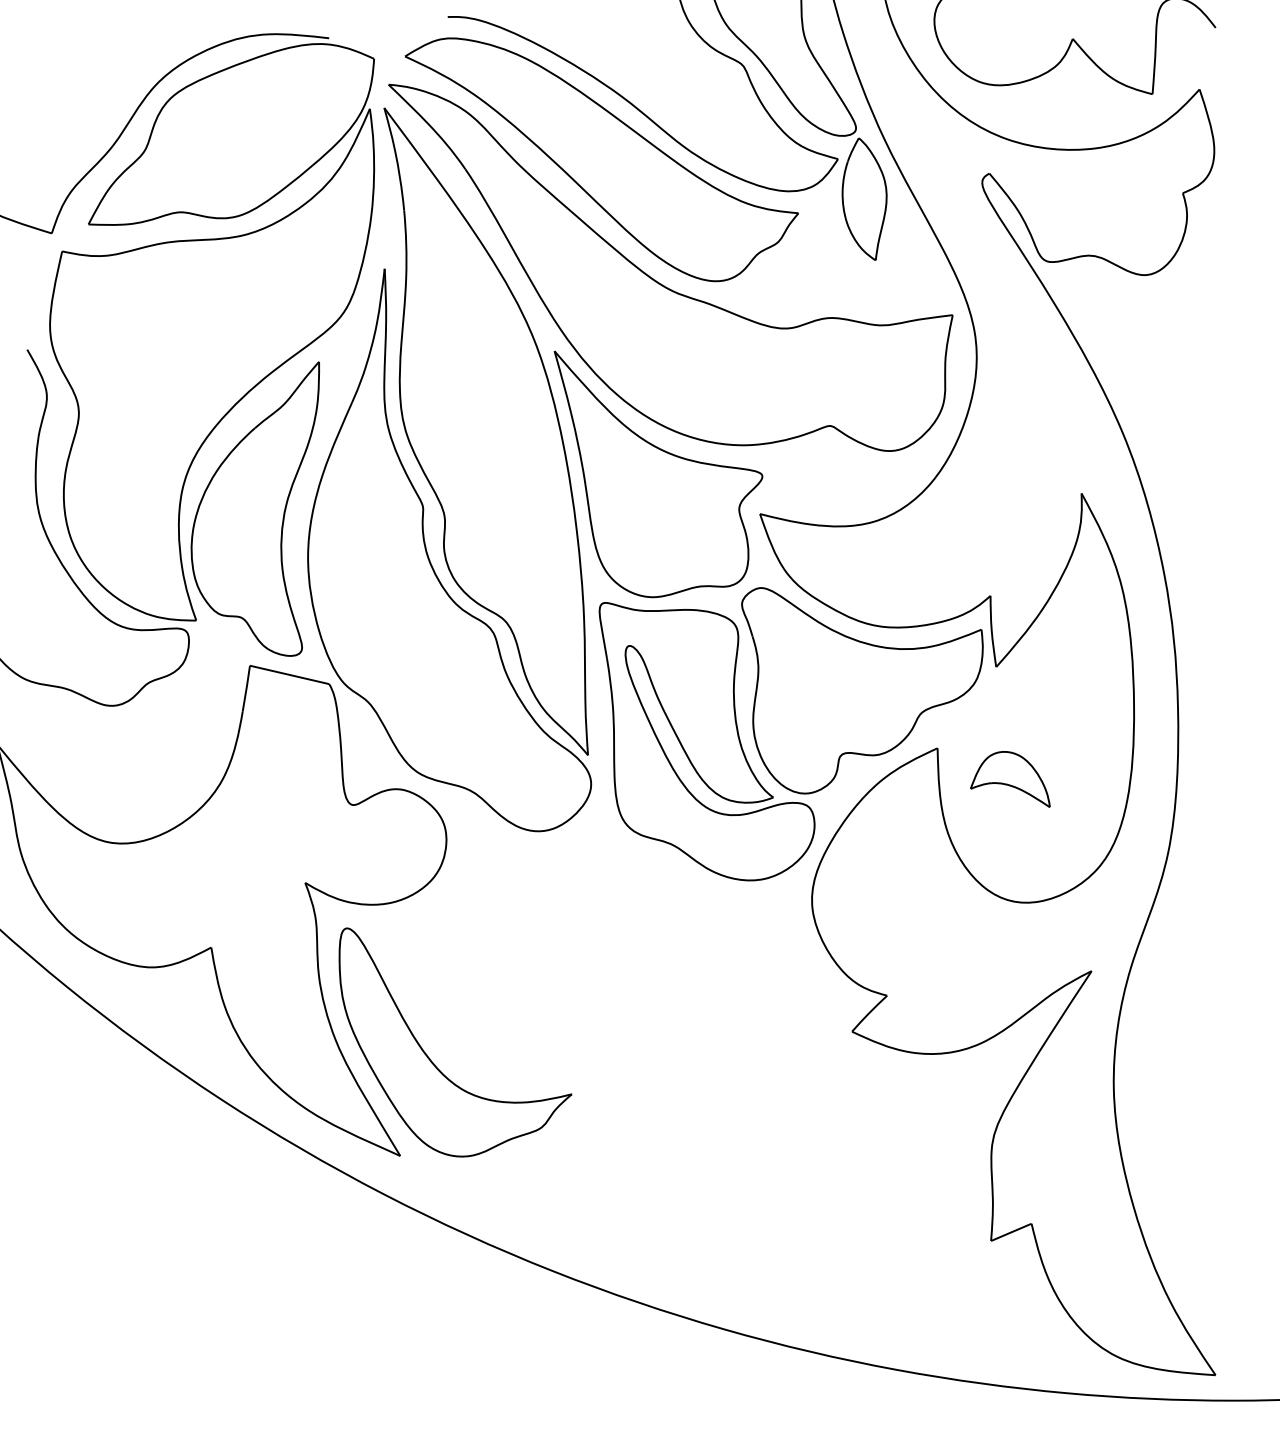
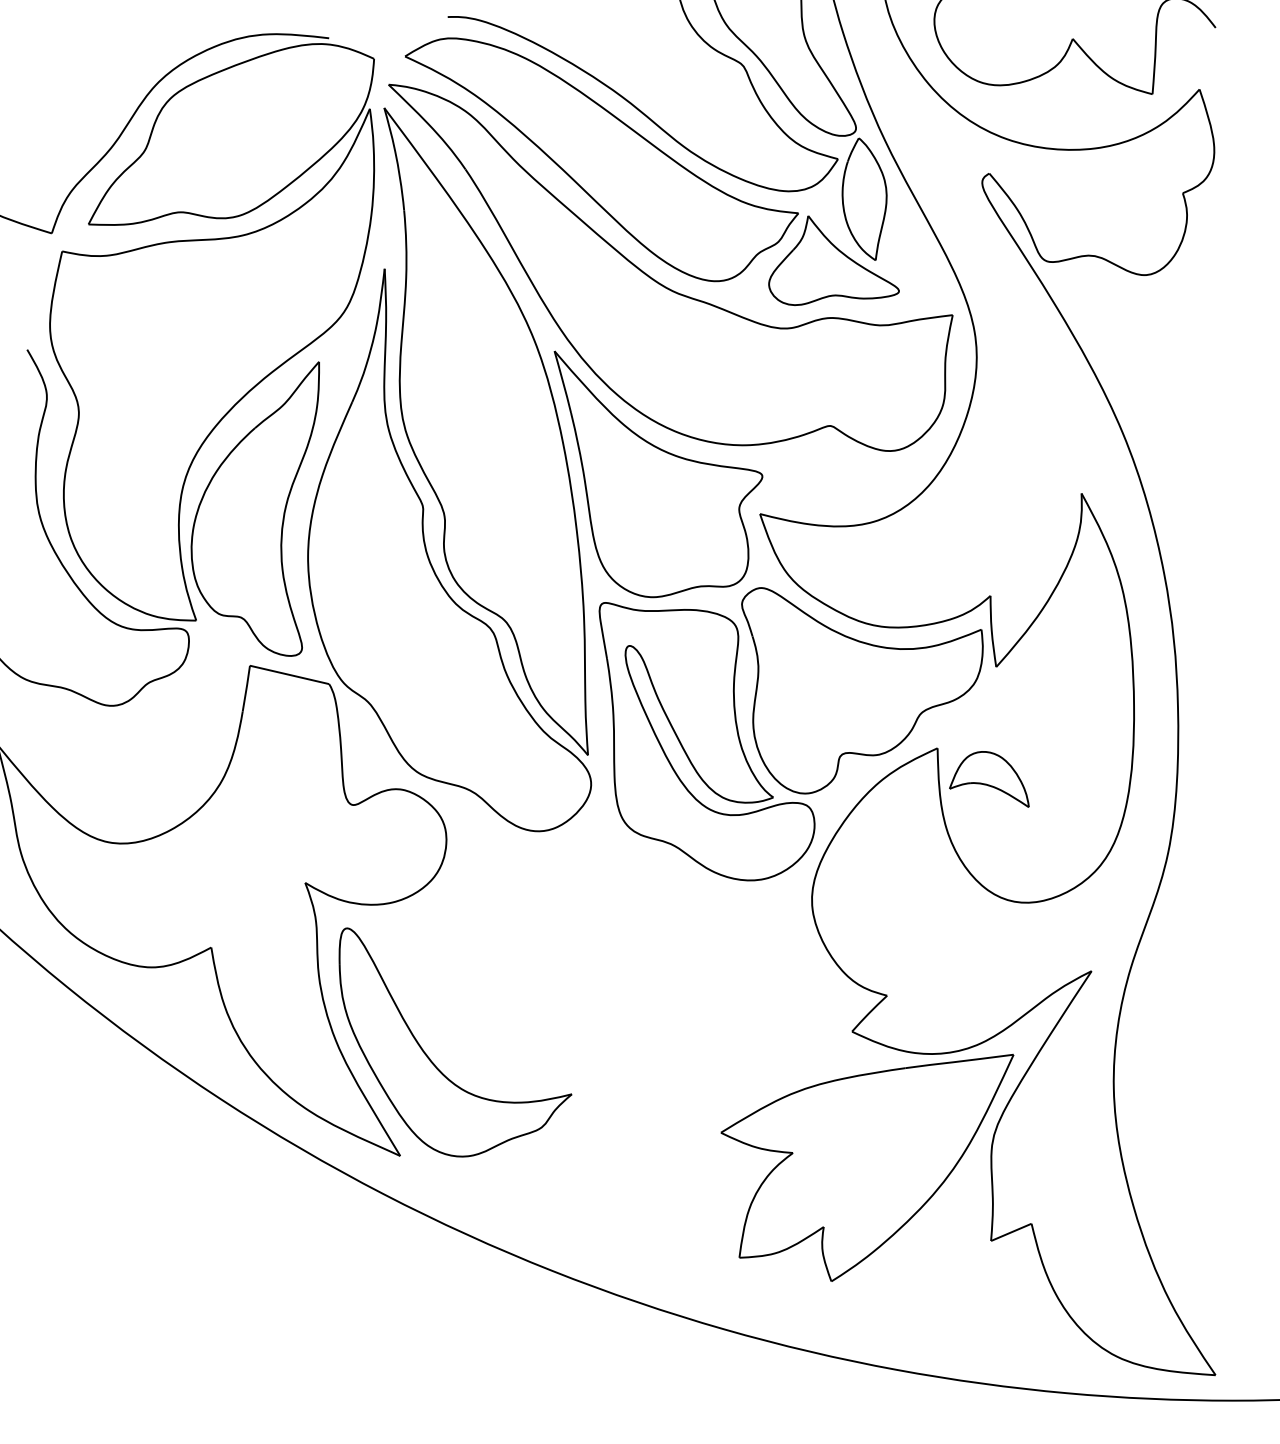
part: none -> present (833, 260)
part position: (1010, 779) -> (989, 779) (989, 779)
part: none -> present (867, 1167)
